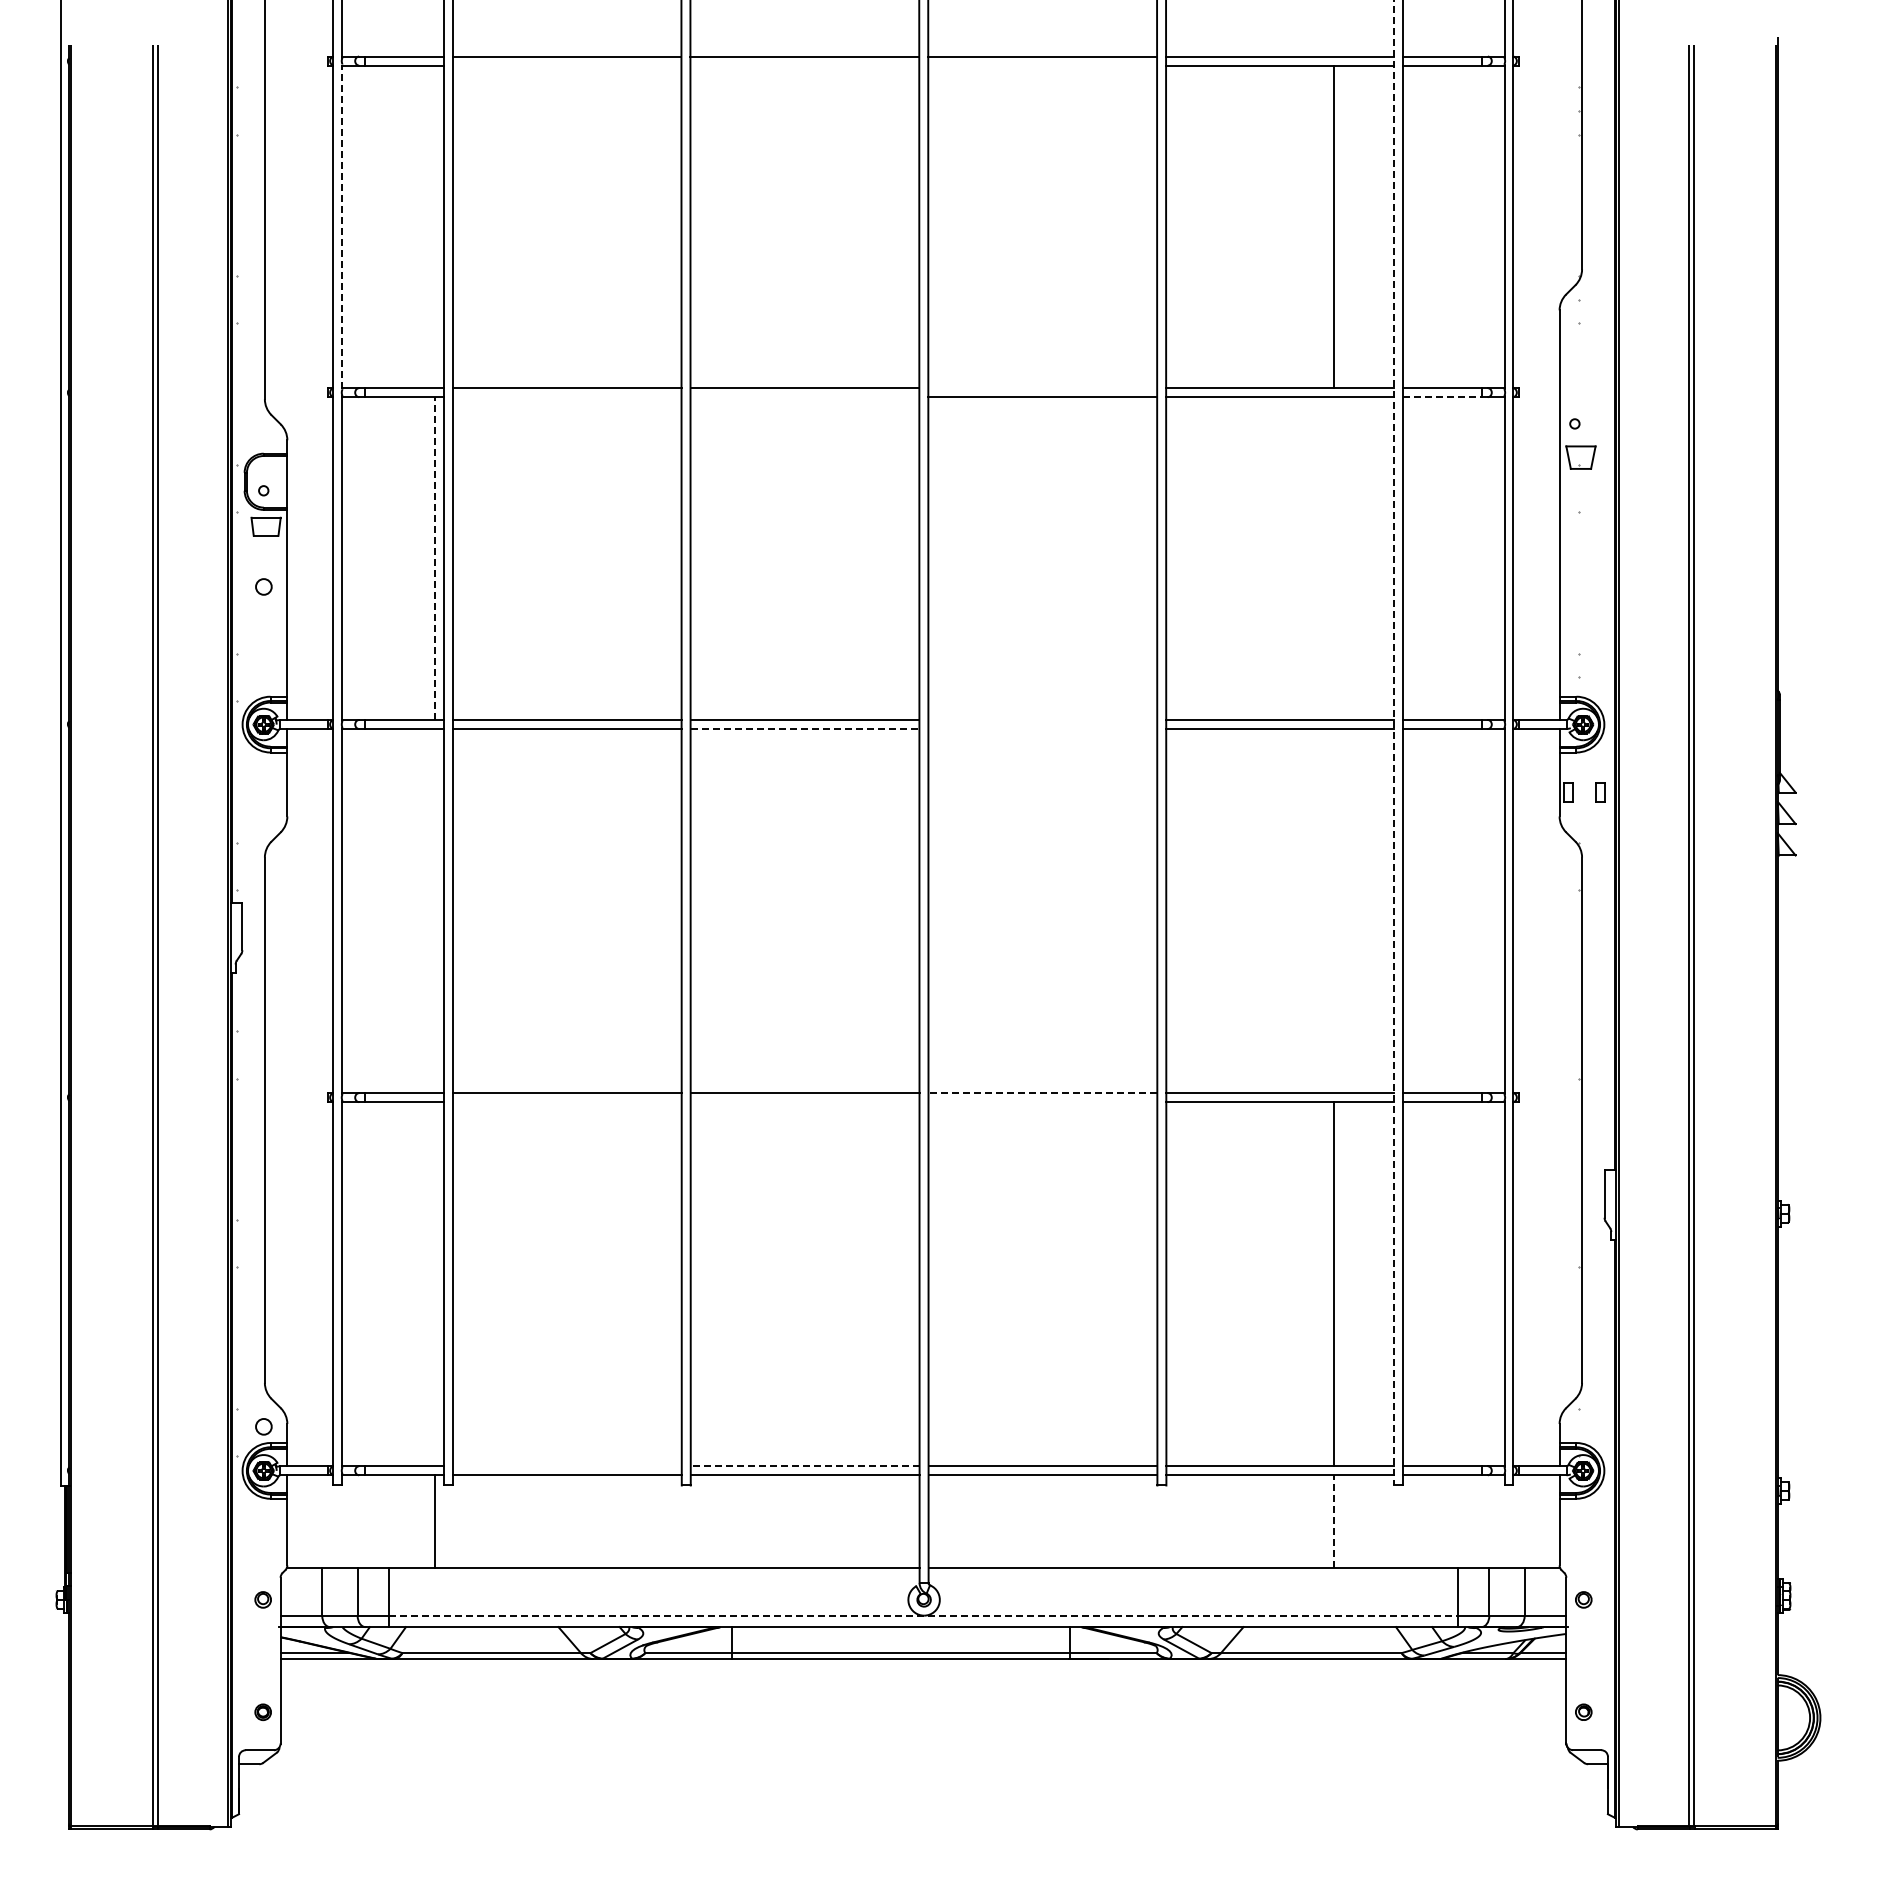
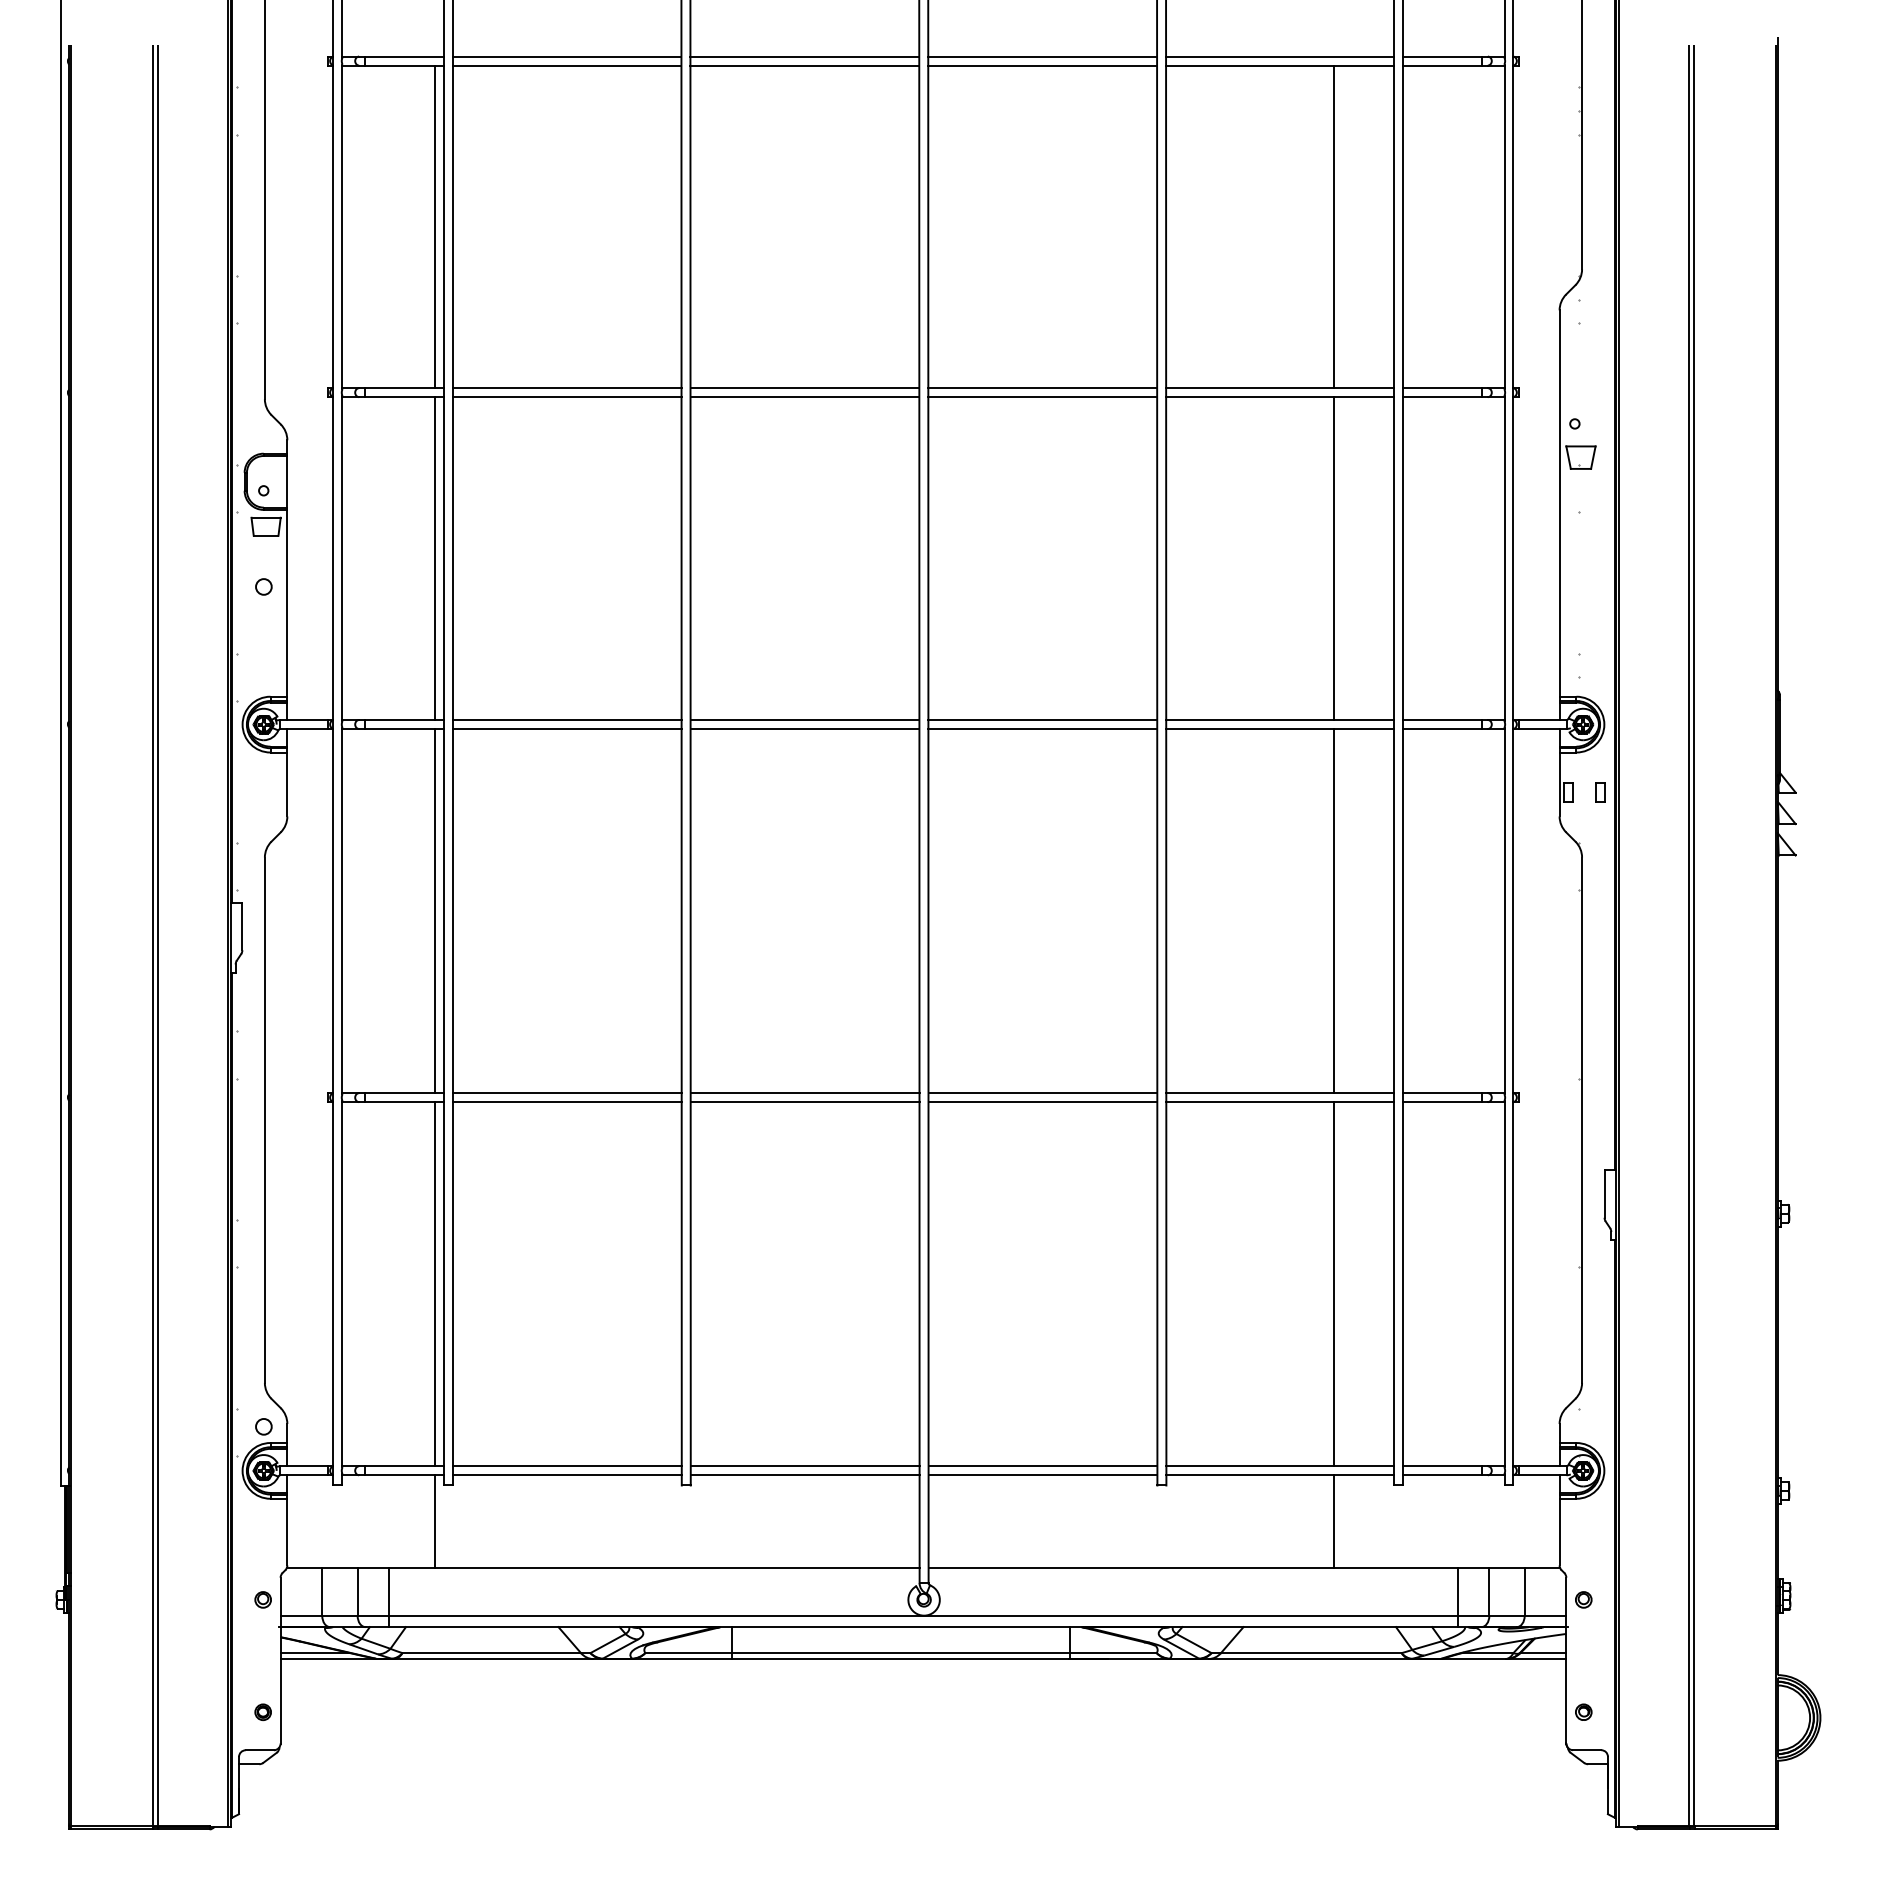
line: none -> present (566, 65)
line: none -> present (804, 65)
line: none -> present (1042, 65)
line: dashed -> solid (342, 226)
line: none -> present (434, 226)
line: none -> present (1042, 388)
line: none -> present (566, 397)
line: none -> present (804, 397)
line: dashed -> solid (1442, 397)
line: dashed -> solid (434, 558)
line: none -> present (1333, 558)
line: none -> present (1042, 720)
line: dashed -> solid (805, 728)
line: none -> present (1042, 728)
line: dashed -> solid (1393, 743)
line: none -> present (434, 910)
line: none -> present (1333, 910)
line: dashed -> solid (1042, 1093)
line: none -> present (566, 1102)
line: none -> present (804, 1102)
line: none -> present (1042, 1102)
line: none -> present (434, 1284)
line: none -> present (566, 1466)
line: dashed -> solid (804, 1466)
line: dashed -> solid (1333, 1520)
line: dashed -> solid (923, 1615)
